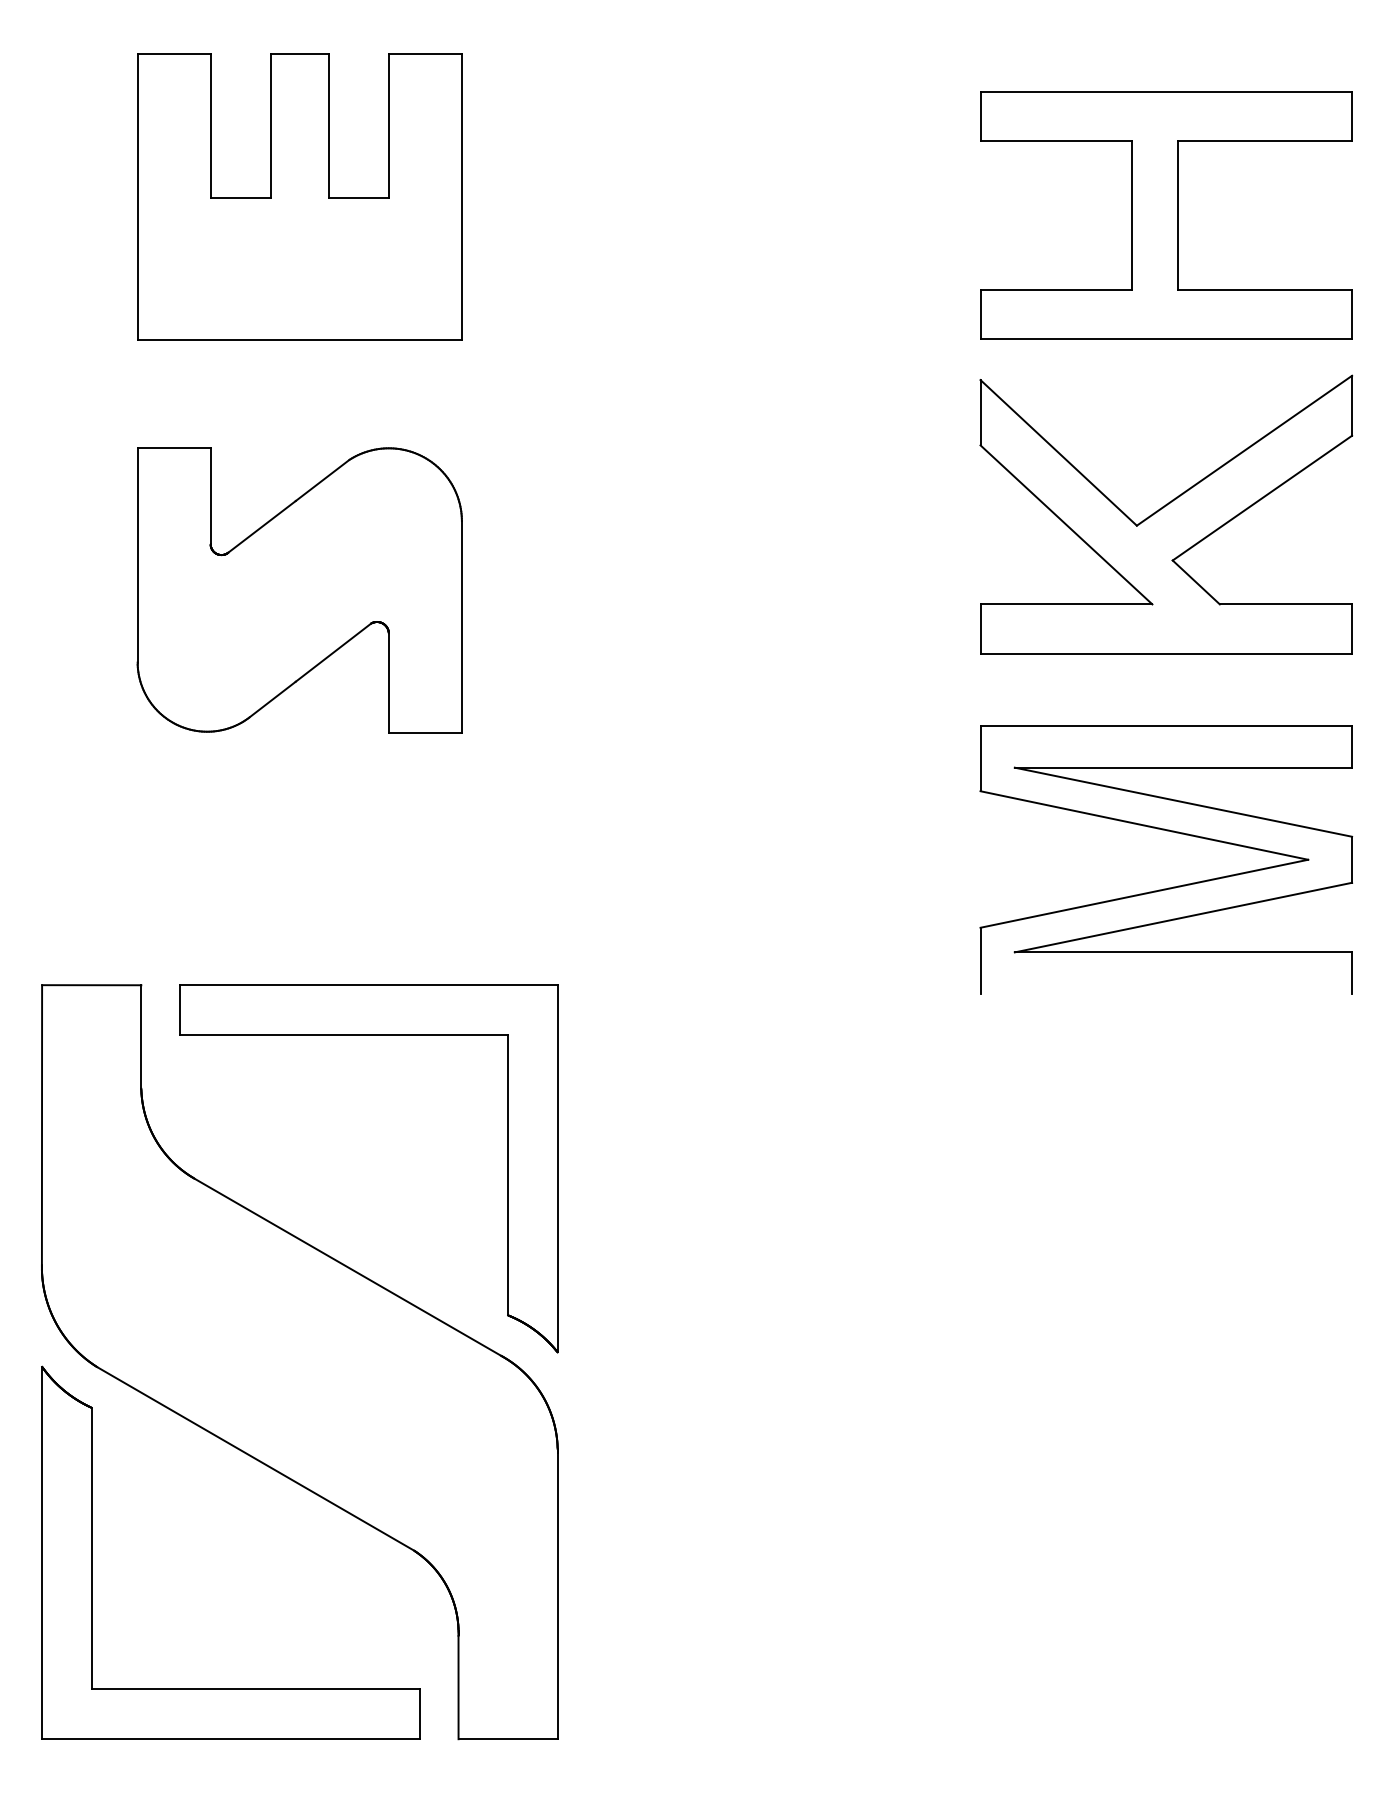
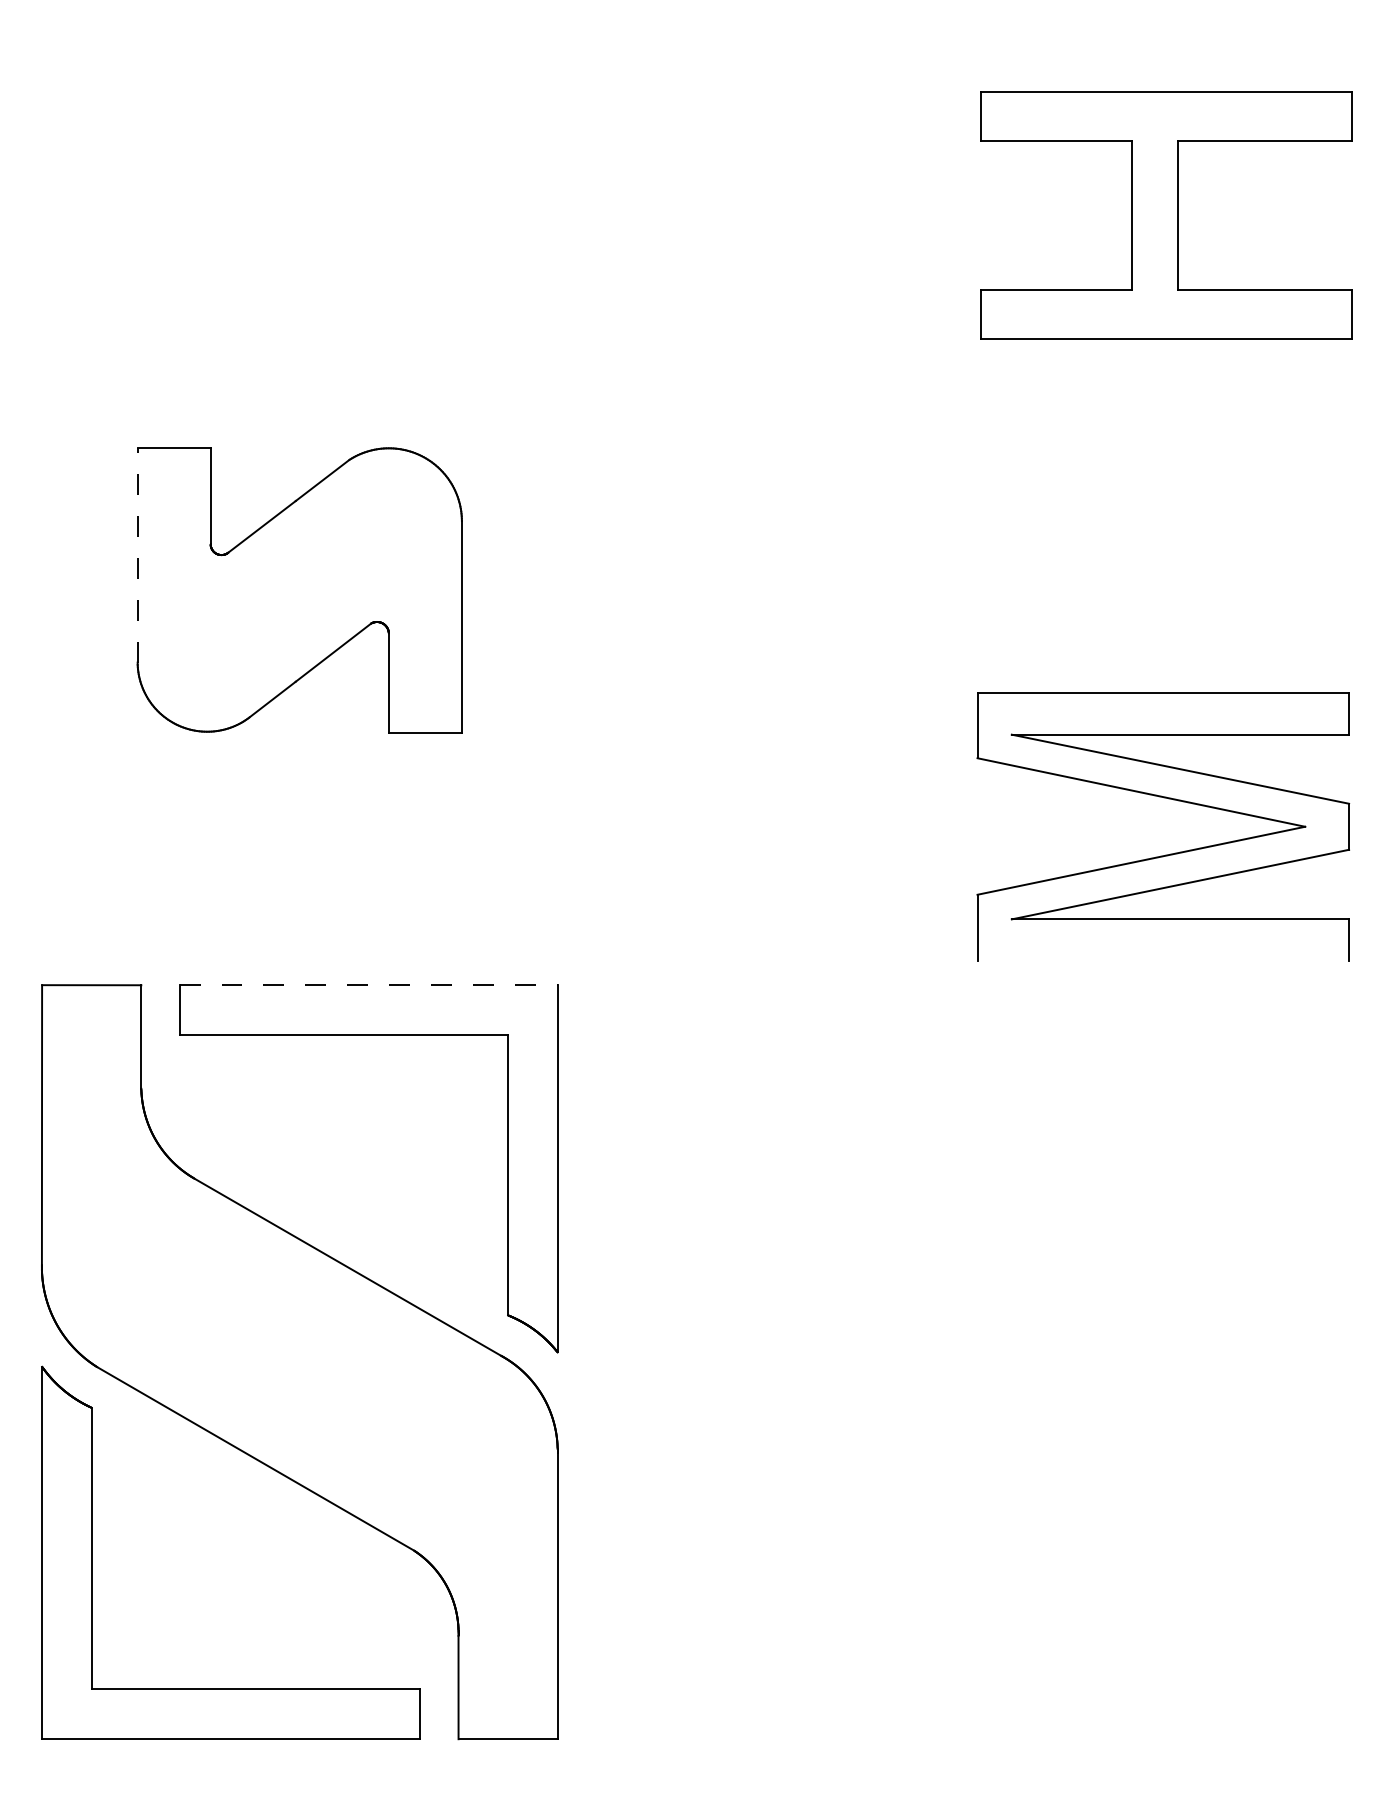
part: present -> none (299, 196)
part: present -> none (1166, 514)
line: solid -> dashed (137, 554)
part position: (1171, 832) -> (1168, 799) (1168, 799)
line: solid -> dashed (369, 985)
